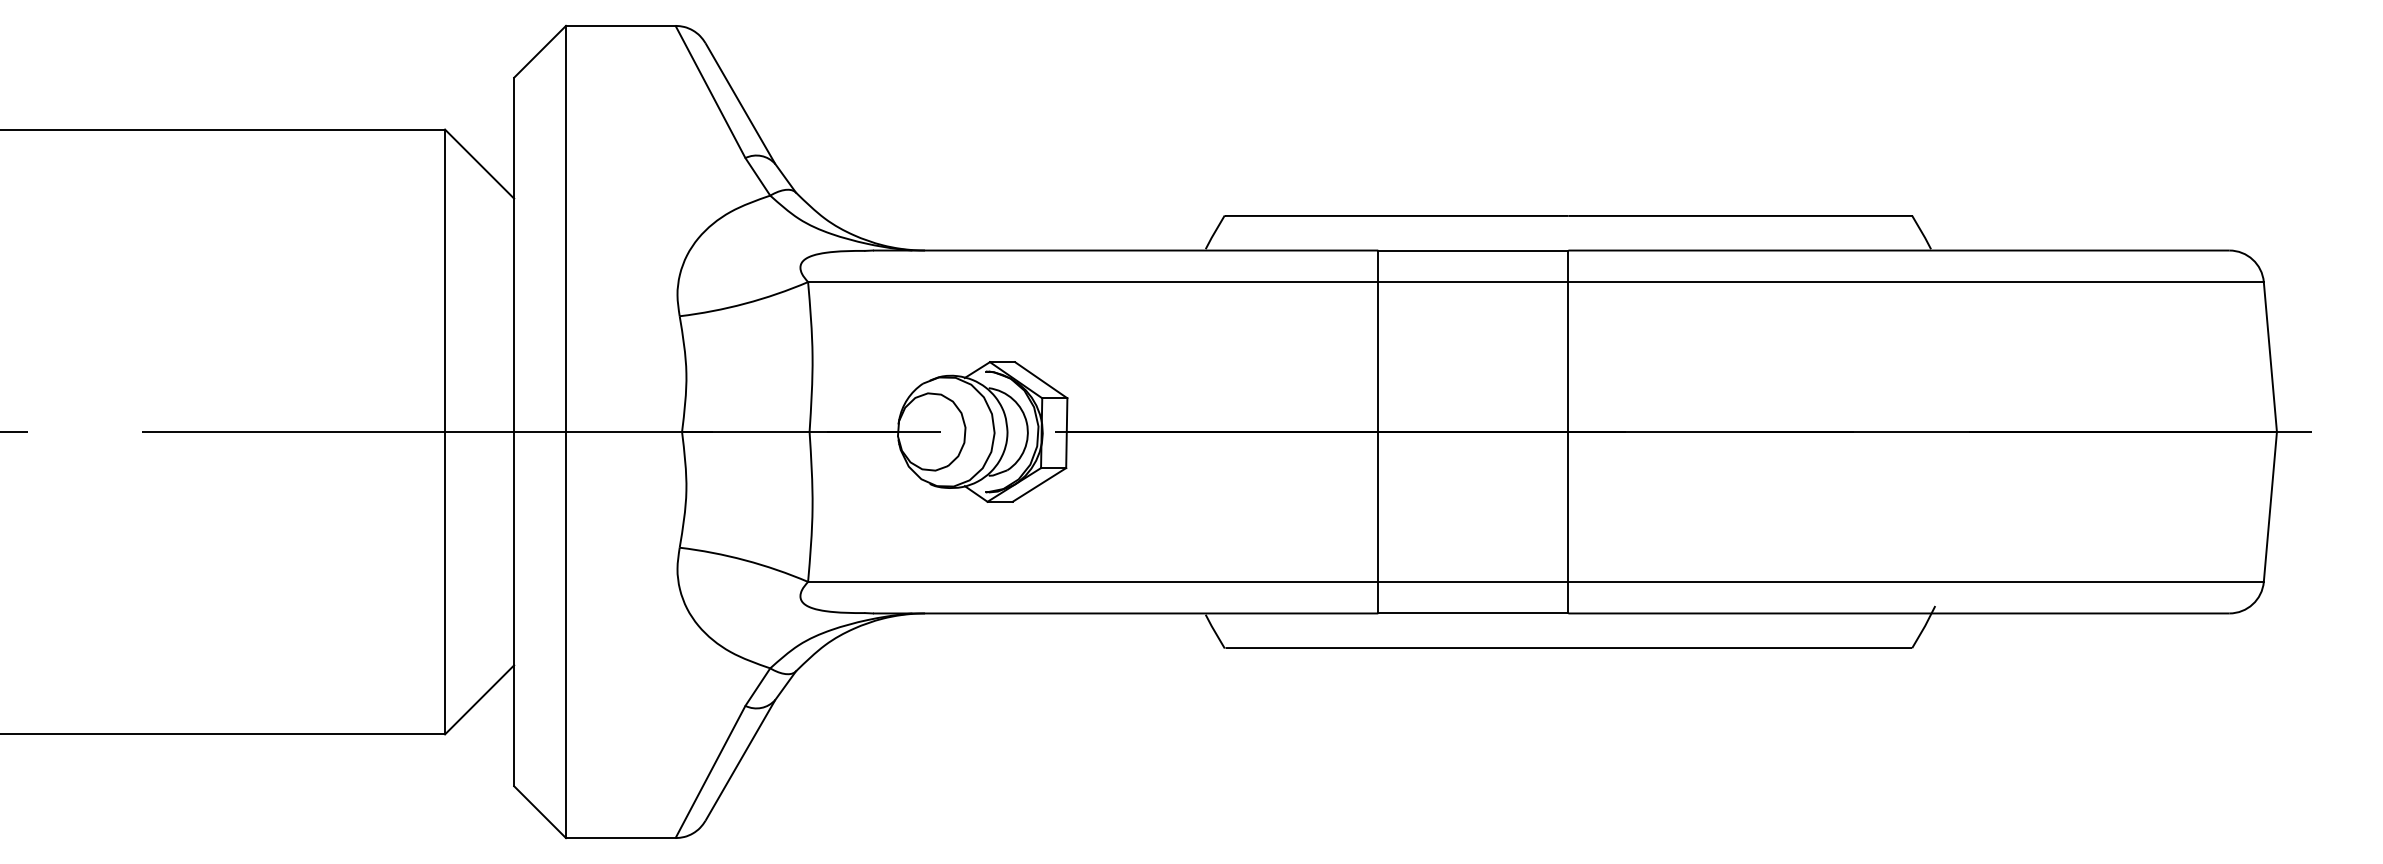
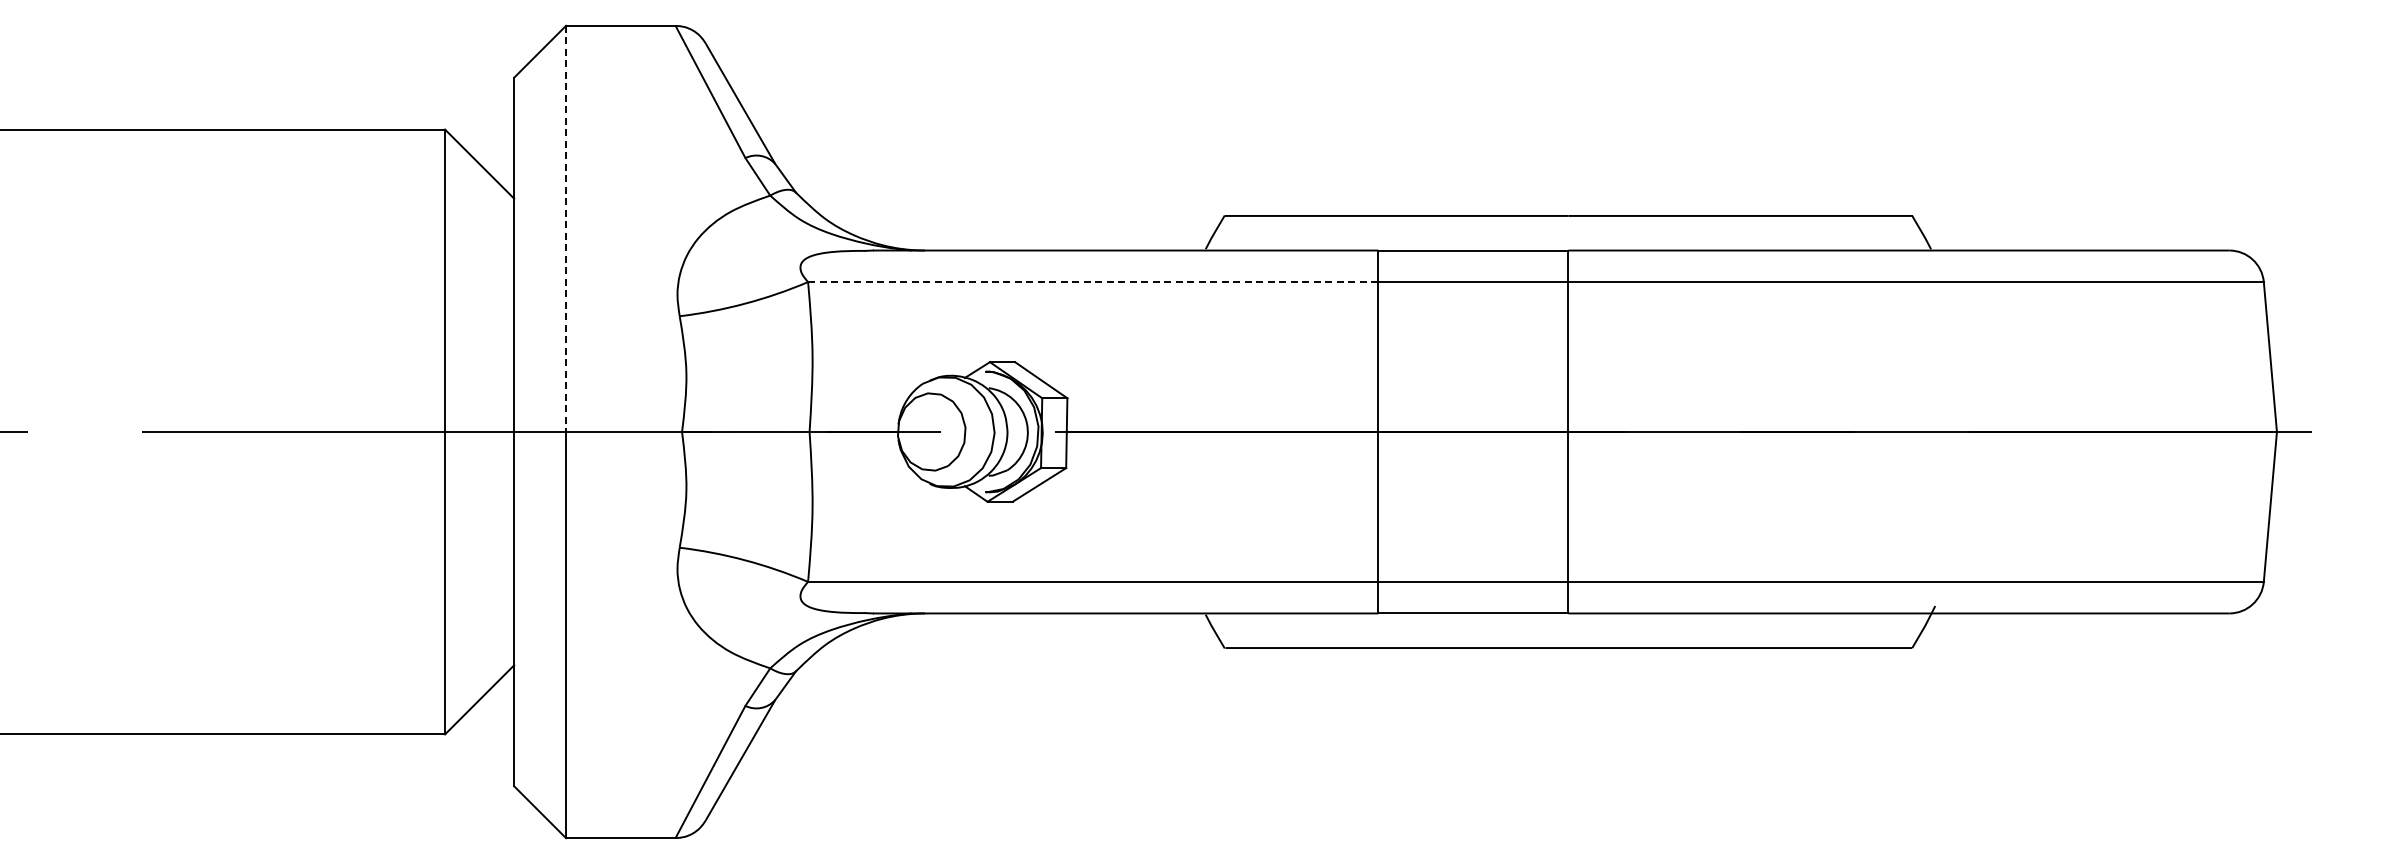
line: solid -> dashed (566, 229)
line: solid -> dashed (1093, 282)
